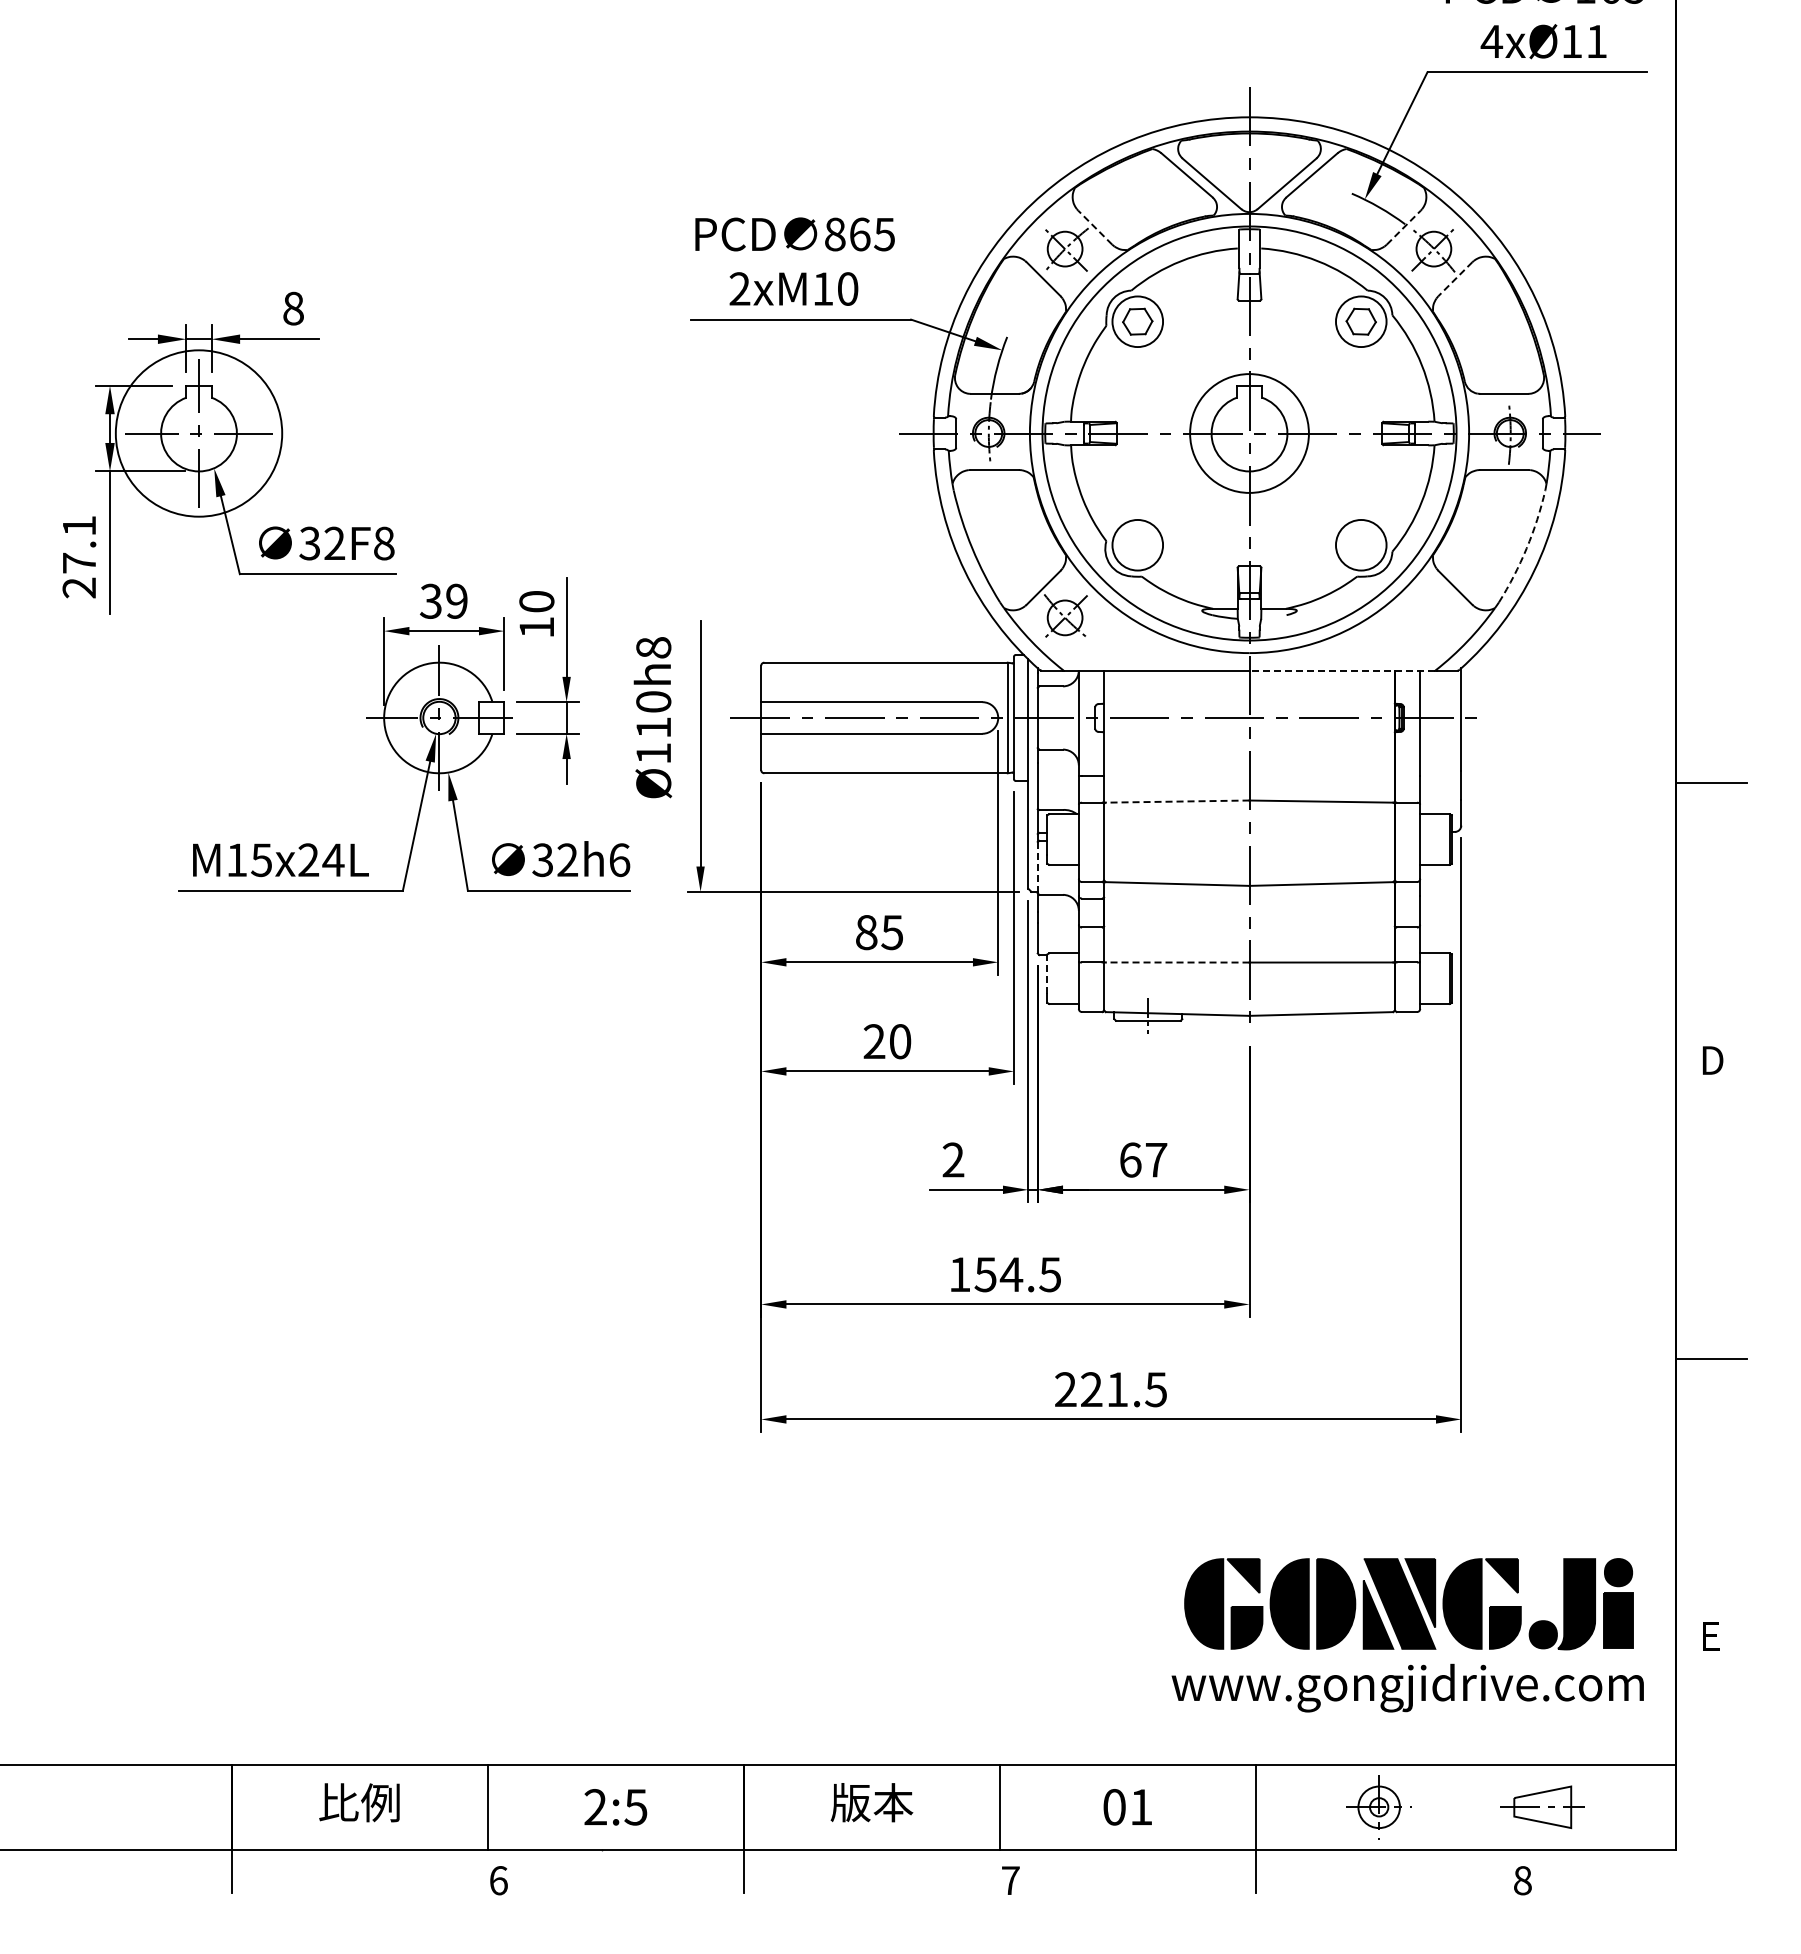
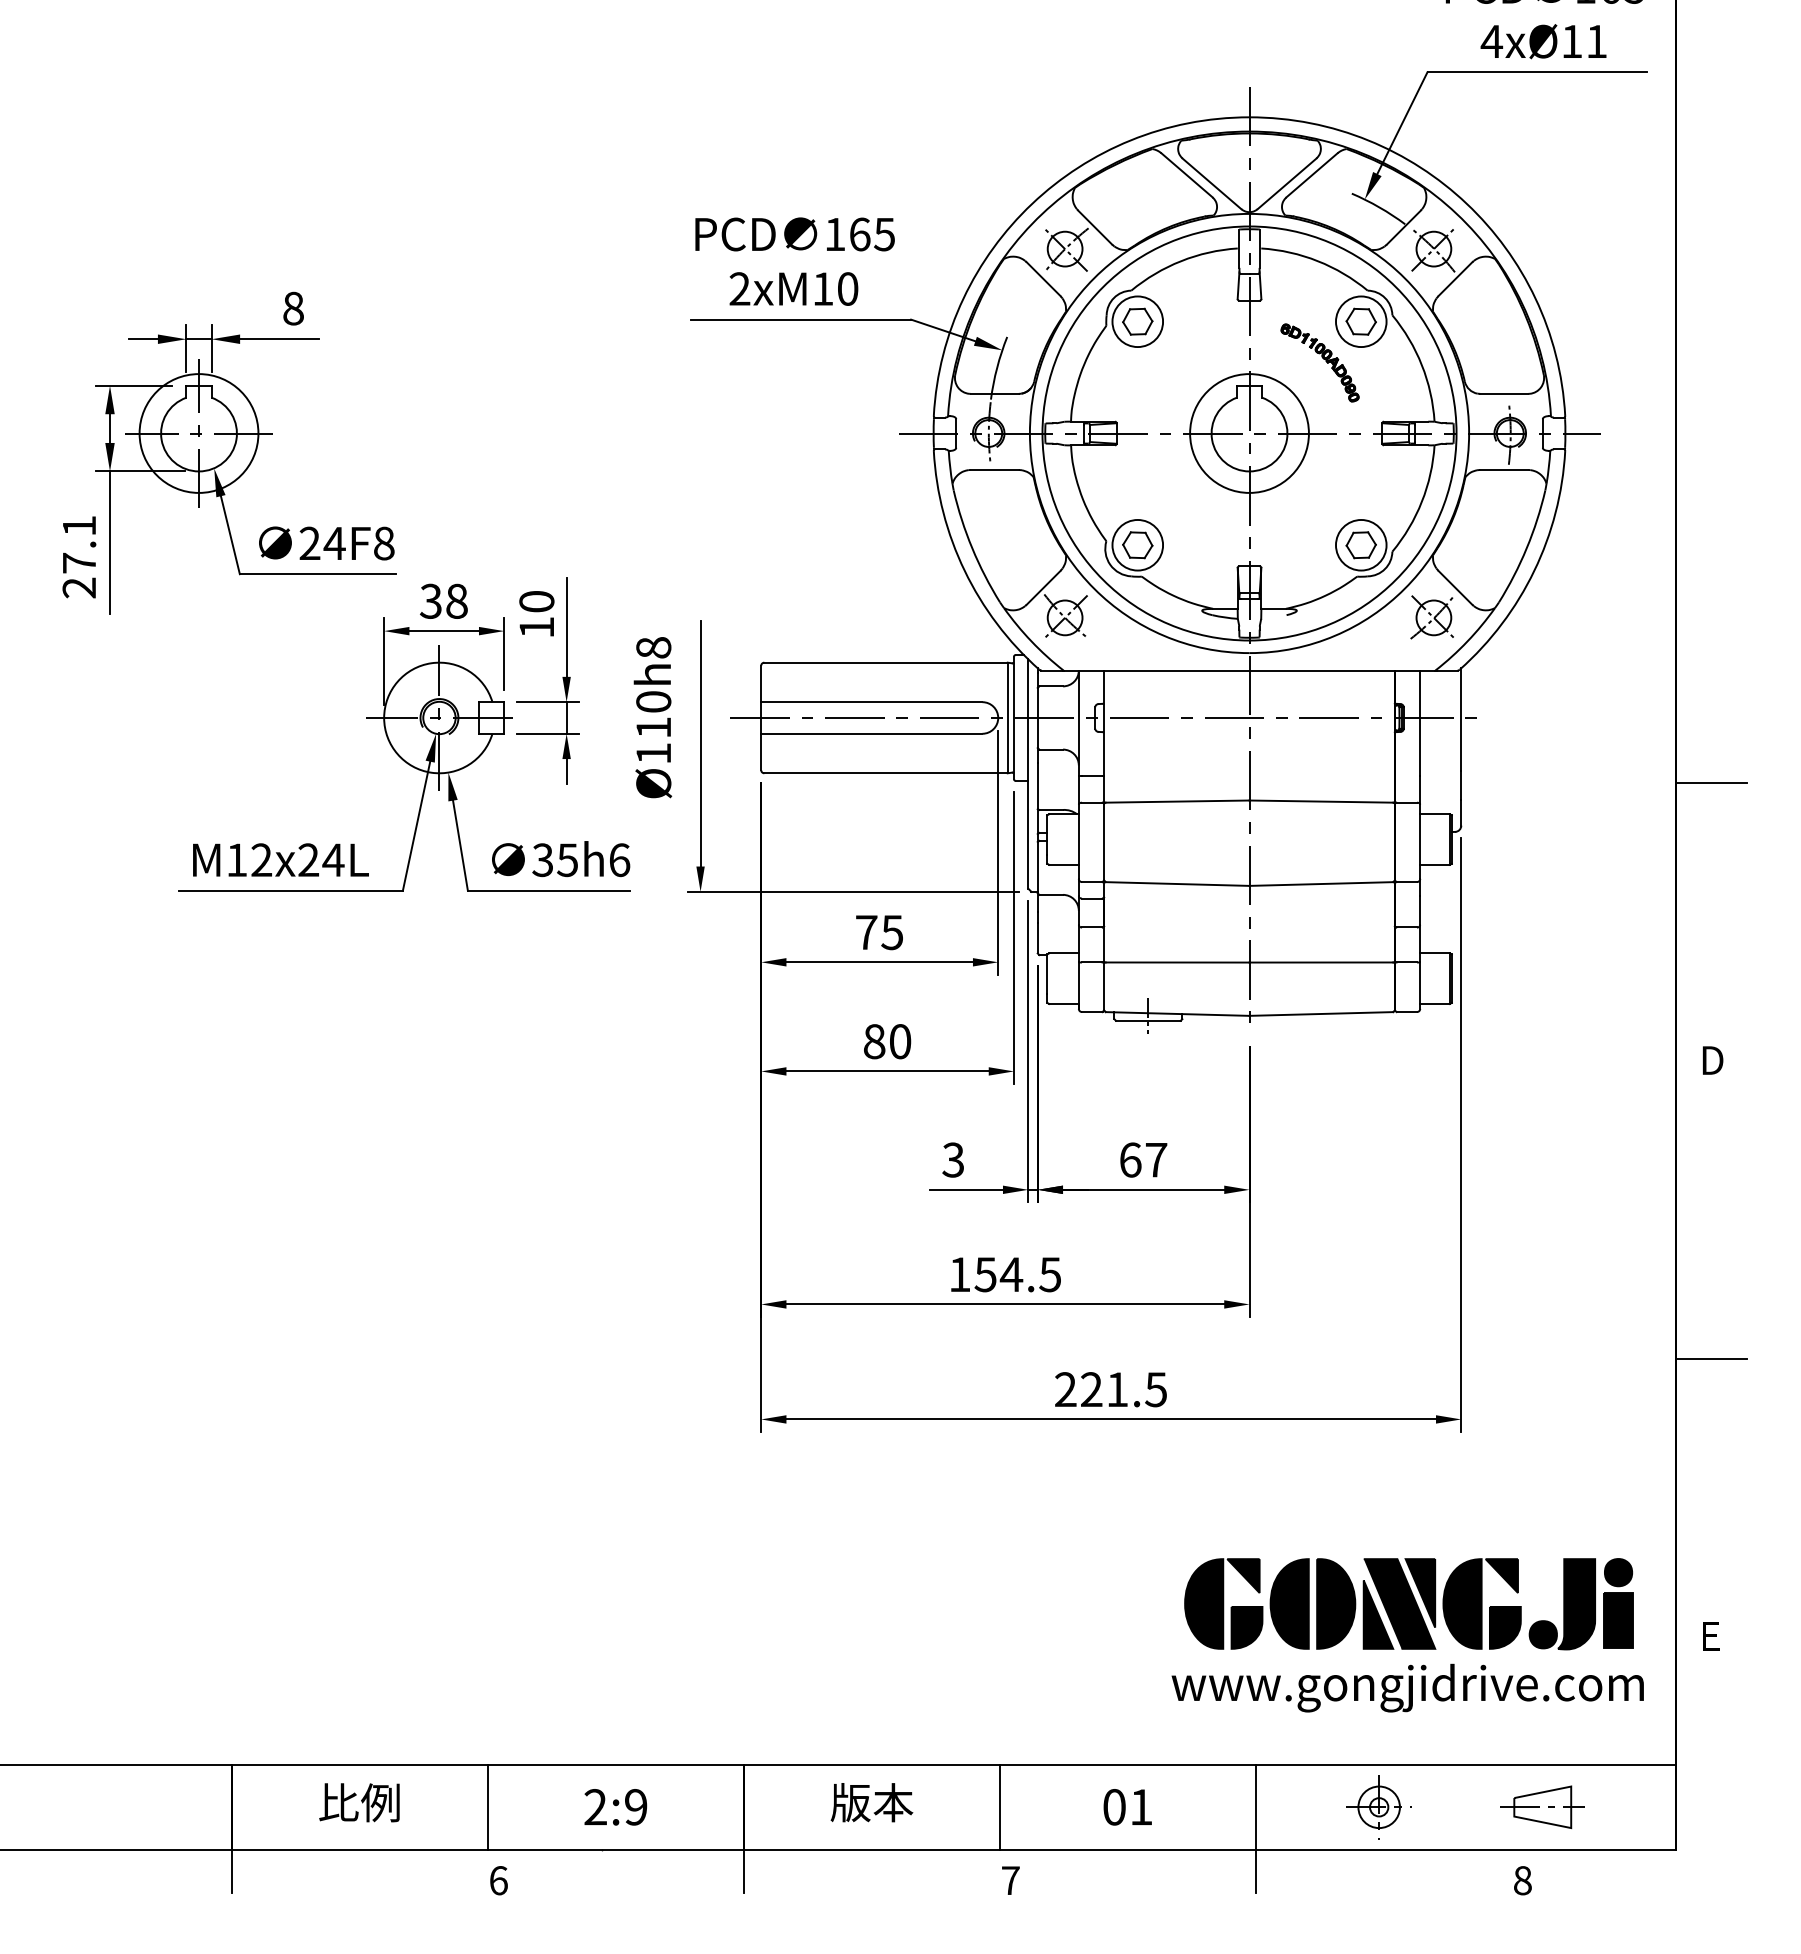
line: dashed -> solid (1094, 227)
line: dashed -> solid (1404, 227)
text: 865 -> 165 (835, 234)
line: dashed -> solid (1455, 279)
part: none -> present (1319, 362)
circle diameter: 166 px -> 119 px (198, 433)
text: 32F8 -> 24F8 (322, 543)
part: none -> present (1137, 545)
part: none -> present (1360, 545)
arc: dashed -> solid (1526, 548)
text: 39 -> 38 (456, 600)
part: none -> present (1431, 617)
line: dashed -> solid (1342, 670)
line: dashed -> solid (1177, 801)
text: M15x24L -> M12x24L (261, 860)
text: 32h6 -> 35h6 (567, 860)
line: dashed -> solid (1037, 867)
text: 85 -> 75 (866, 932)
line: dashed -> solid (1177, 962)
line: dashed -> solid (1047, 974)
text: 20 -> 80 (874, 1041)
text: 2 -> 3 (953, 1160)
text: 2:5 -> 2:9 (635, 1807)
